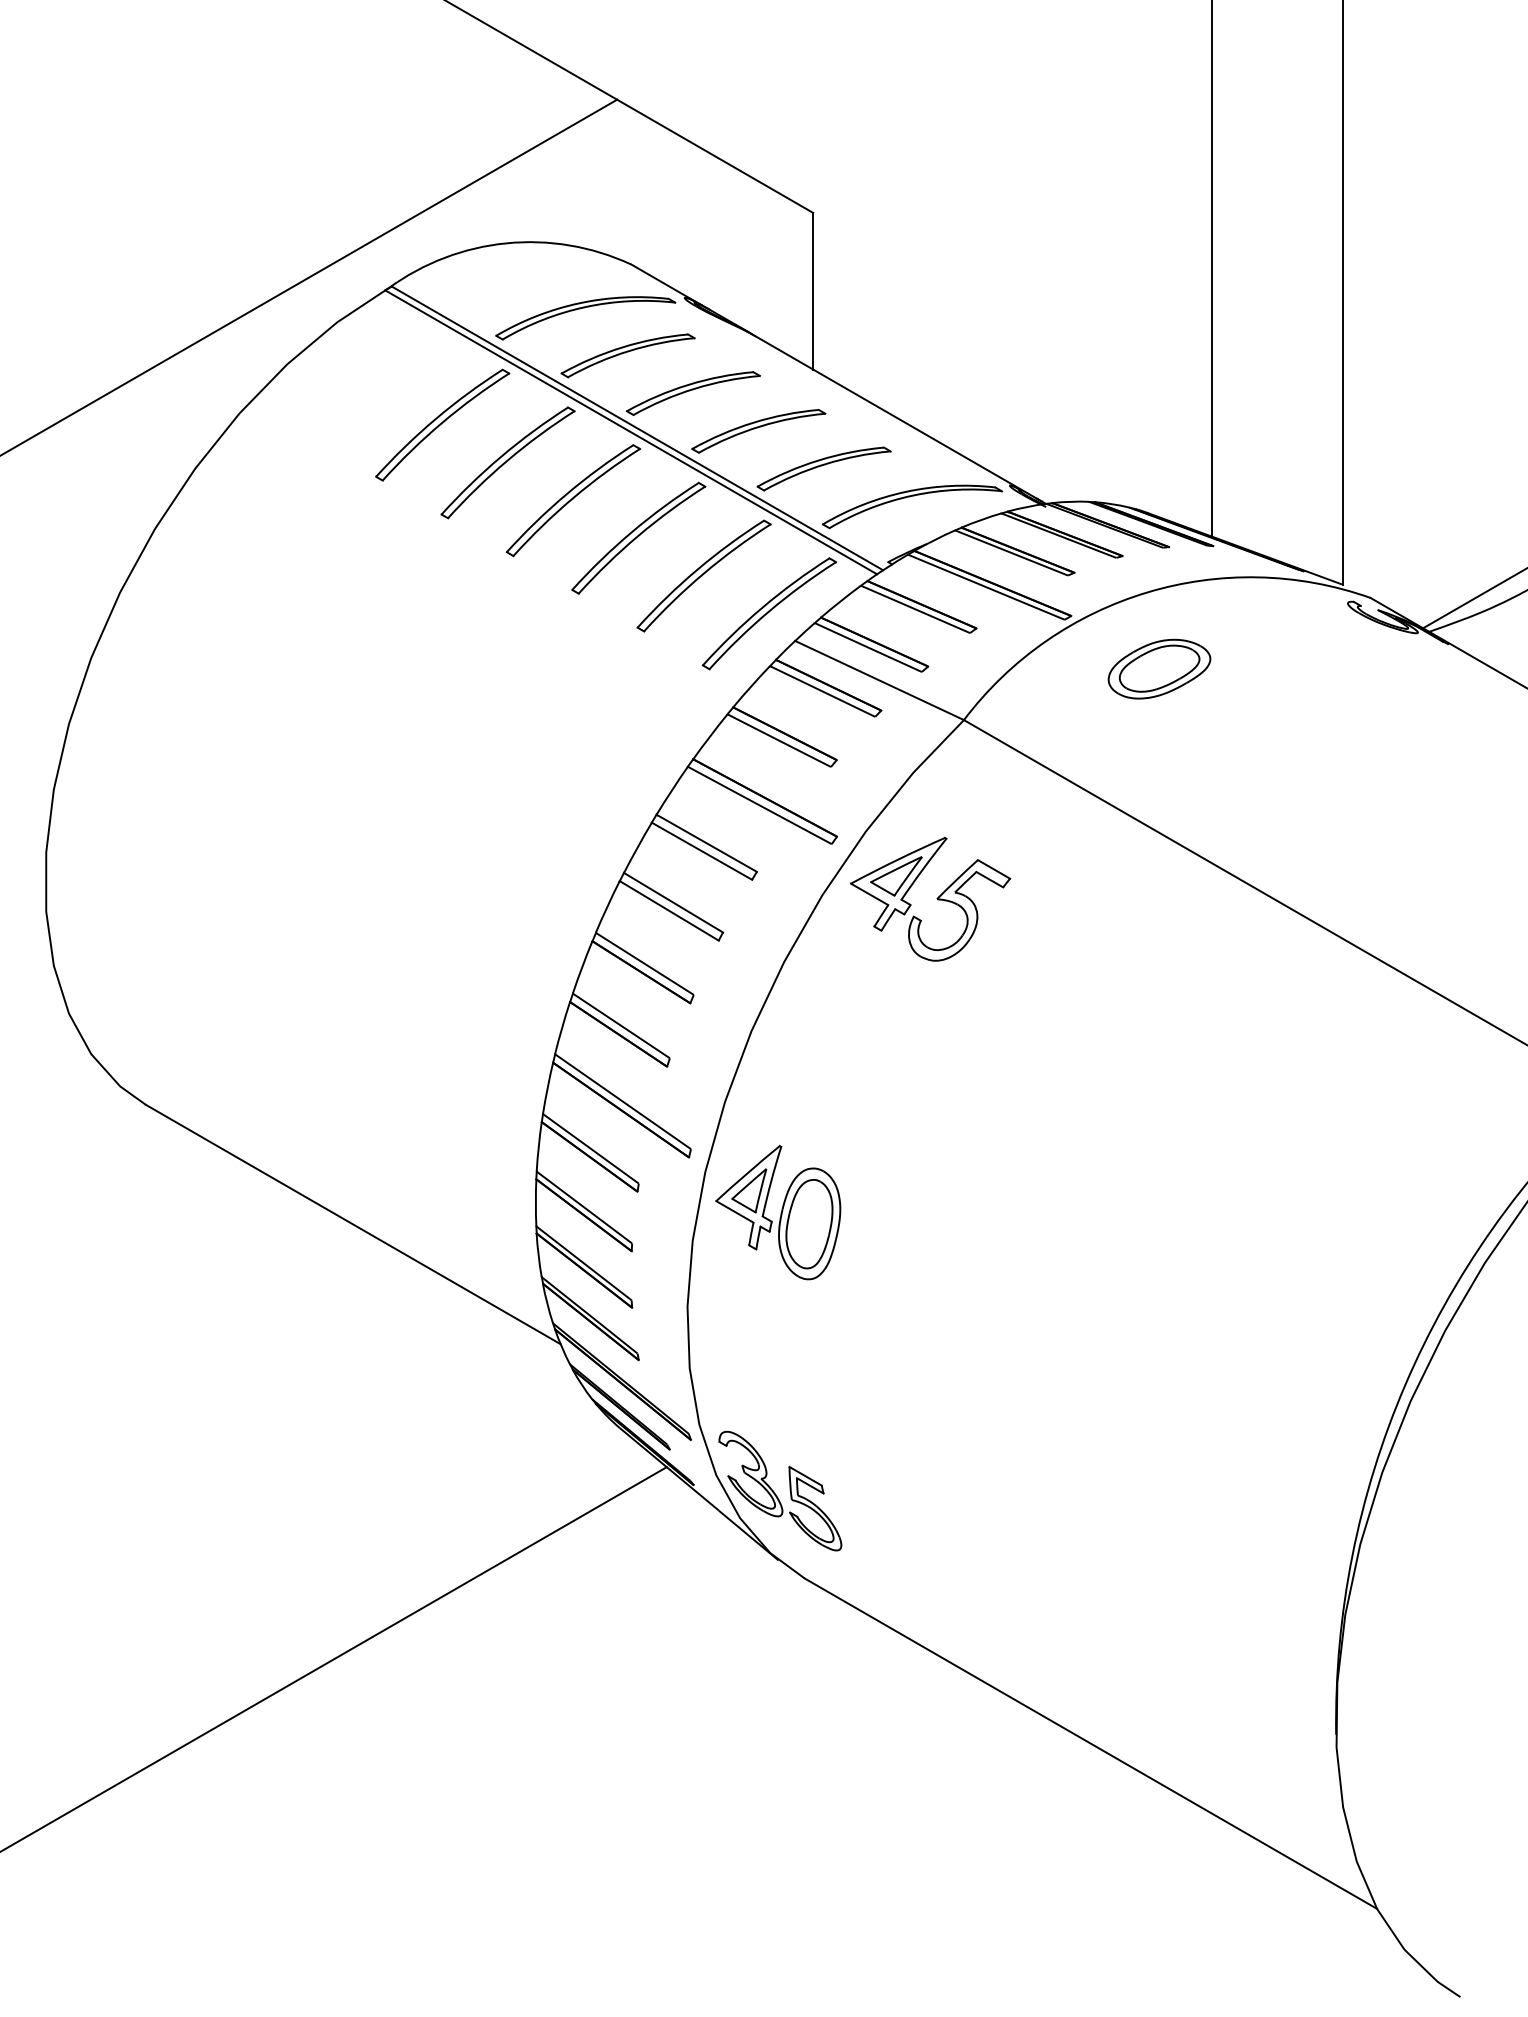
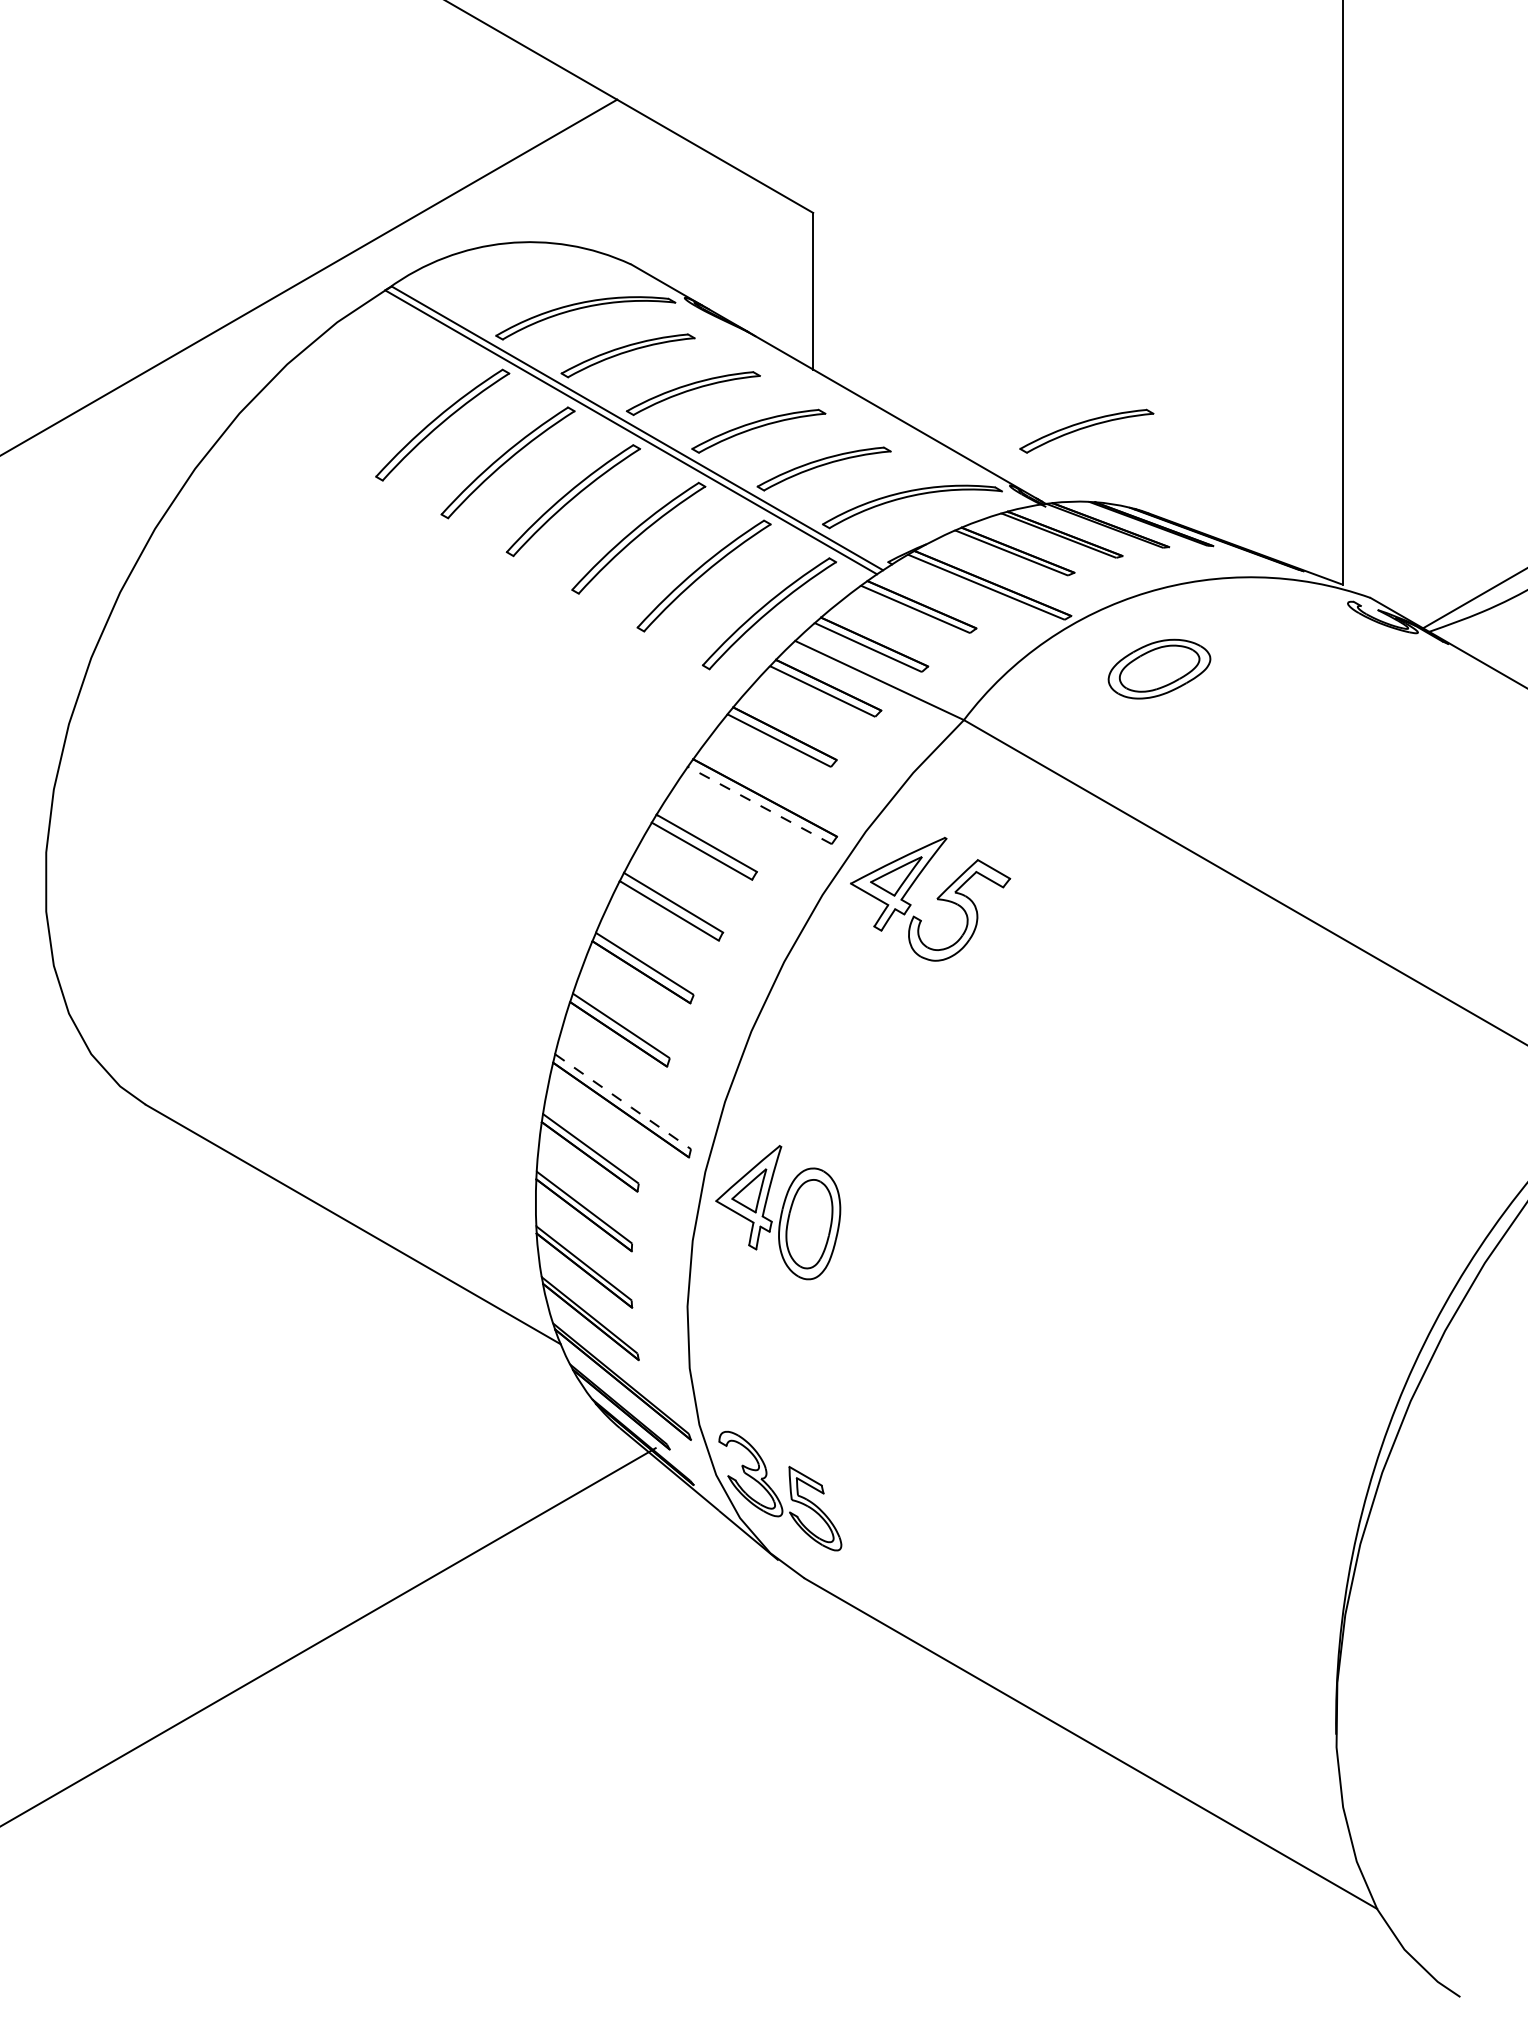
line: present -> none (1211, 269)
part: none -> present (1086, 430)
line: solid -> dashed (759, 805)
line: solid -> dashed (623, 1102)
line position: (334, 1658) -> (328, 1636) (328, 1636)
